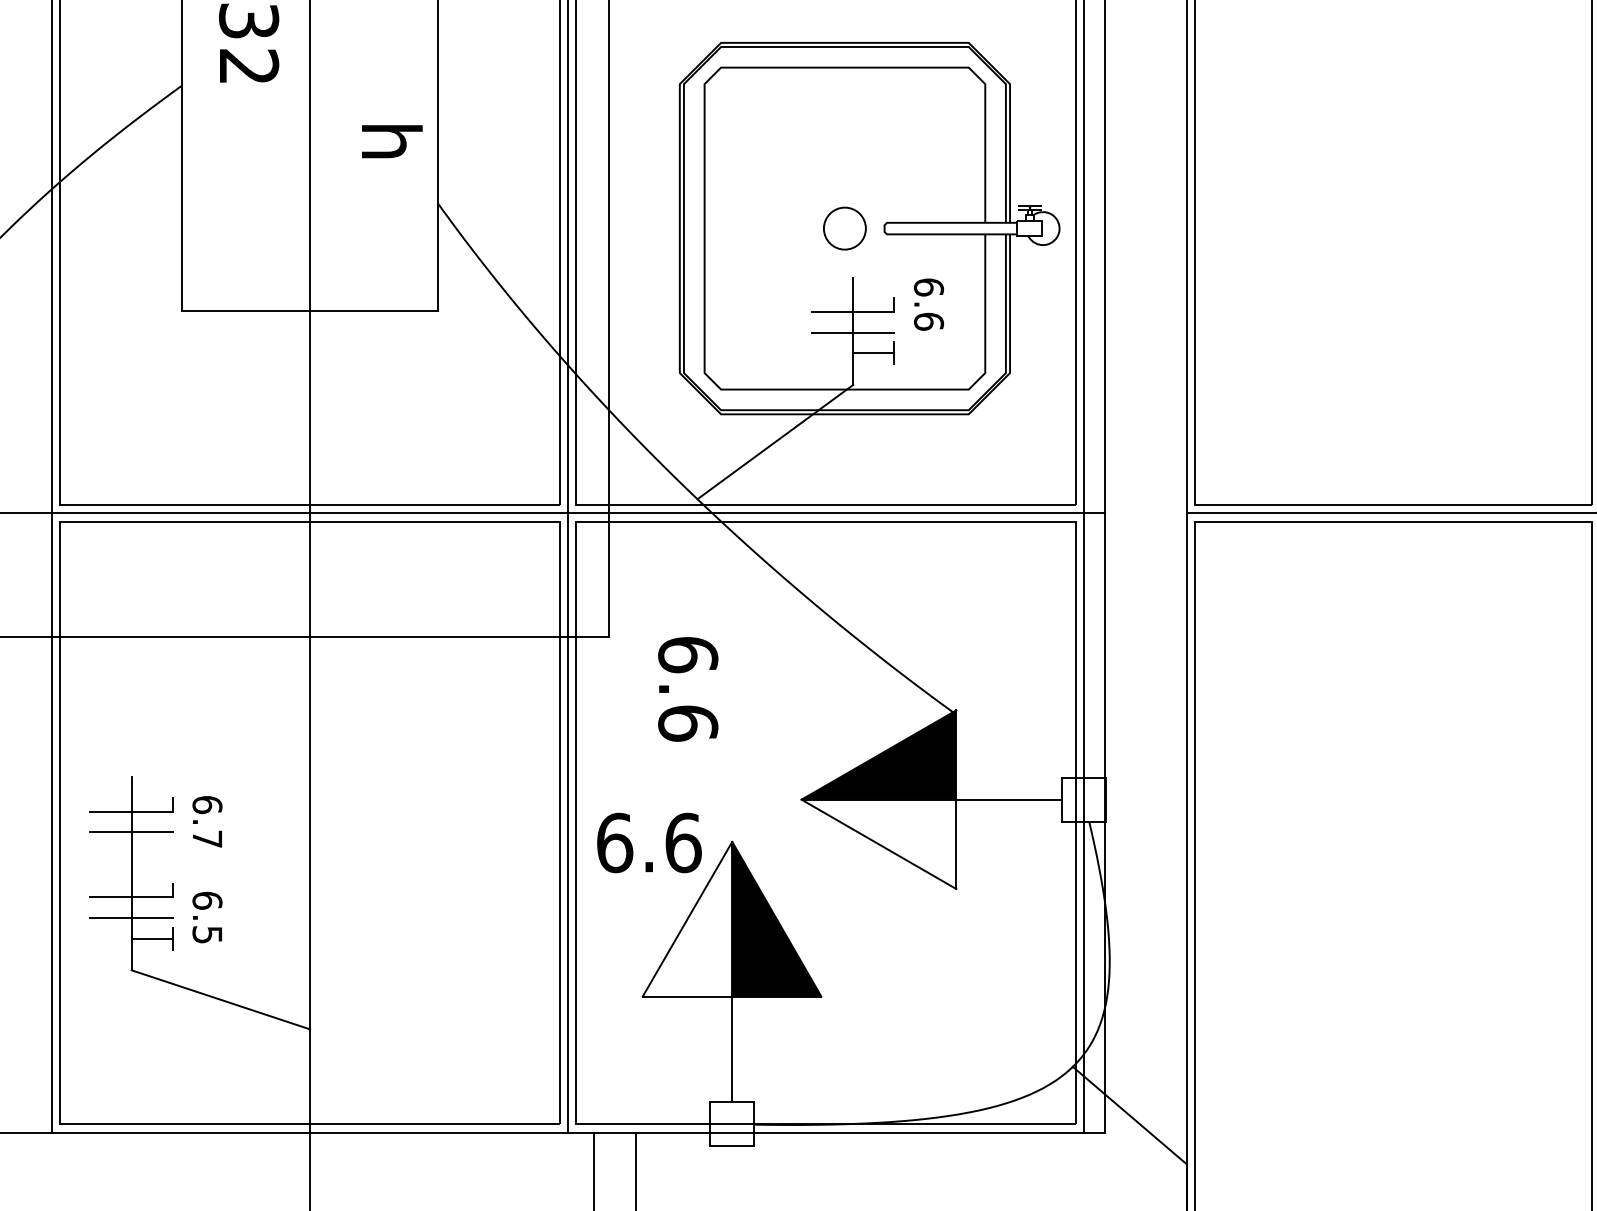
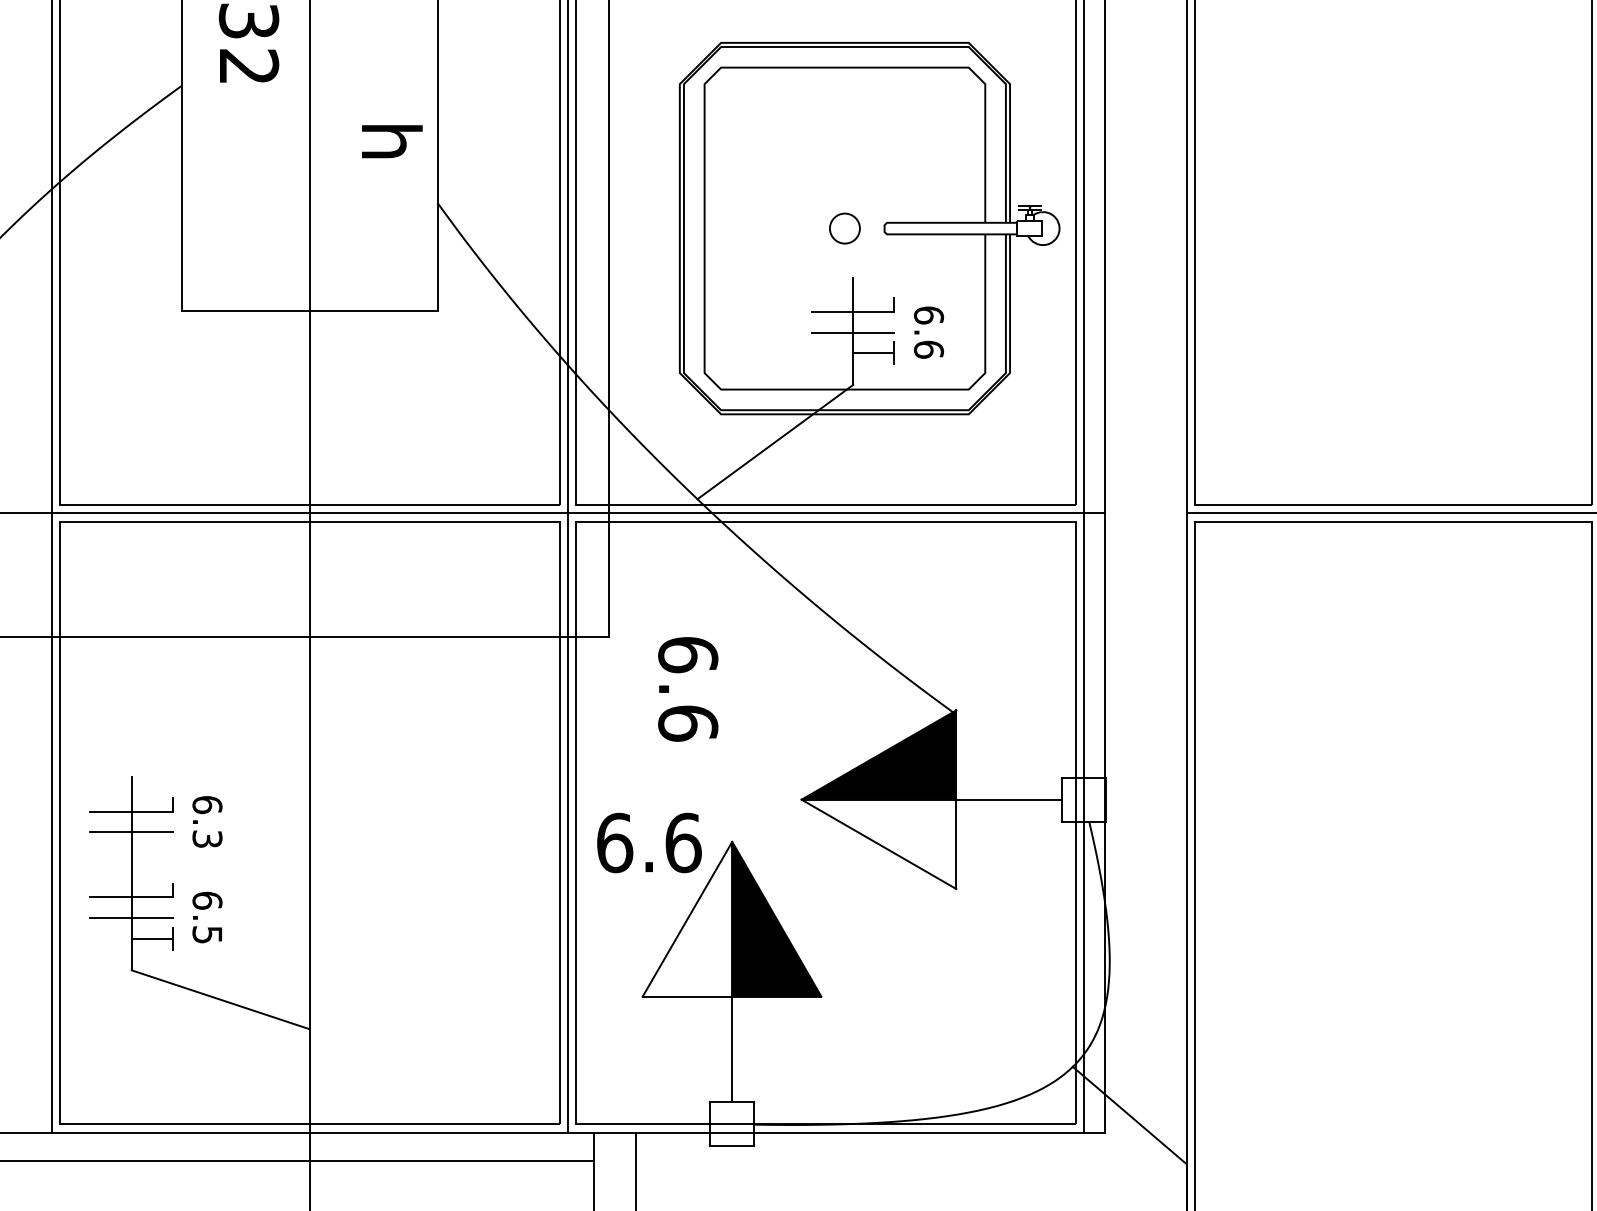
circle size: 44x45 px -> 32x33 px (844, 228)
text position: (928, 304) -> (928, 332) (928, 332)
text: 6.7 -> 6.3 (207, 838)
line: none -> present (298, 1161)
